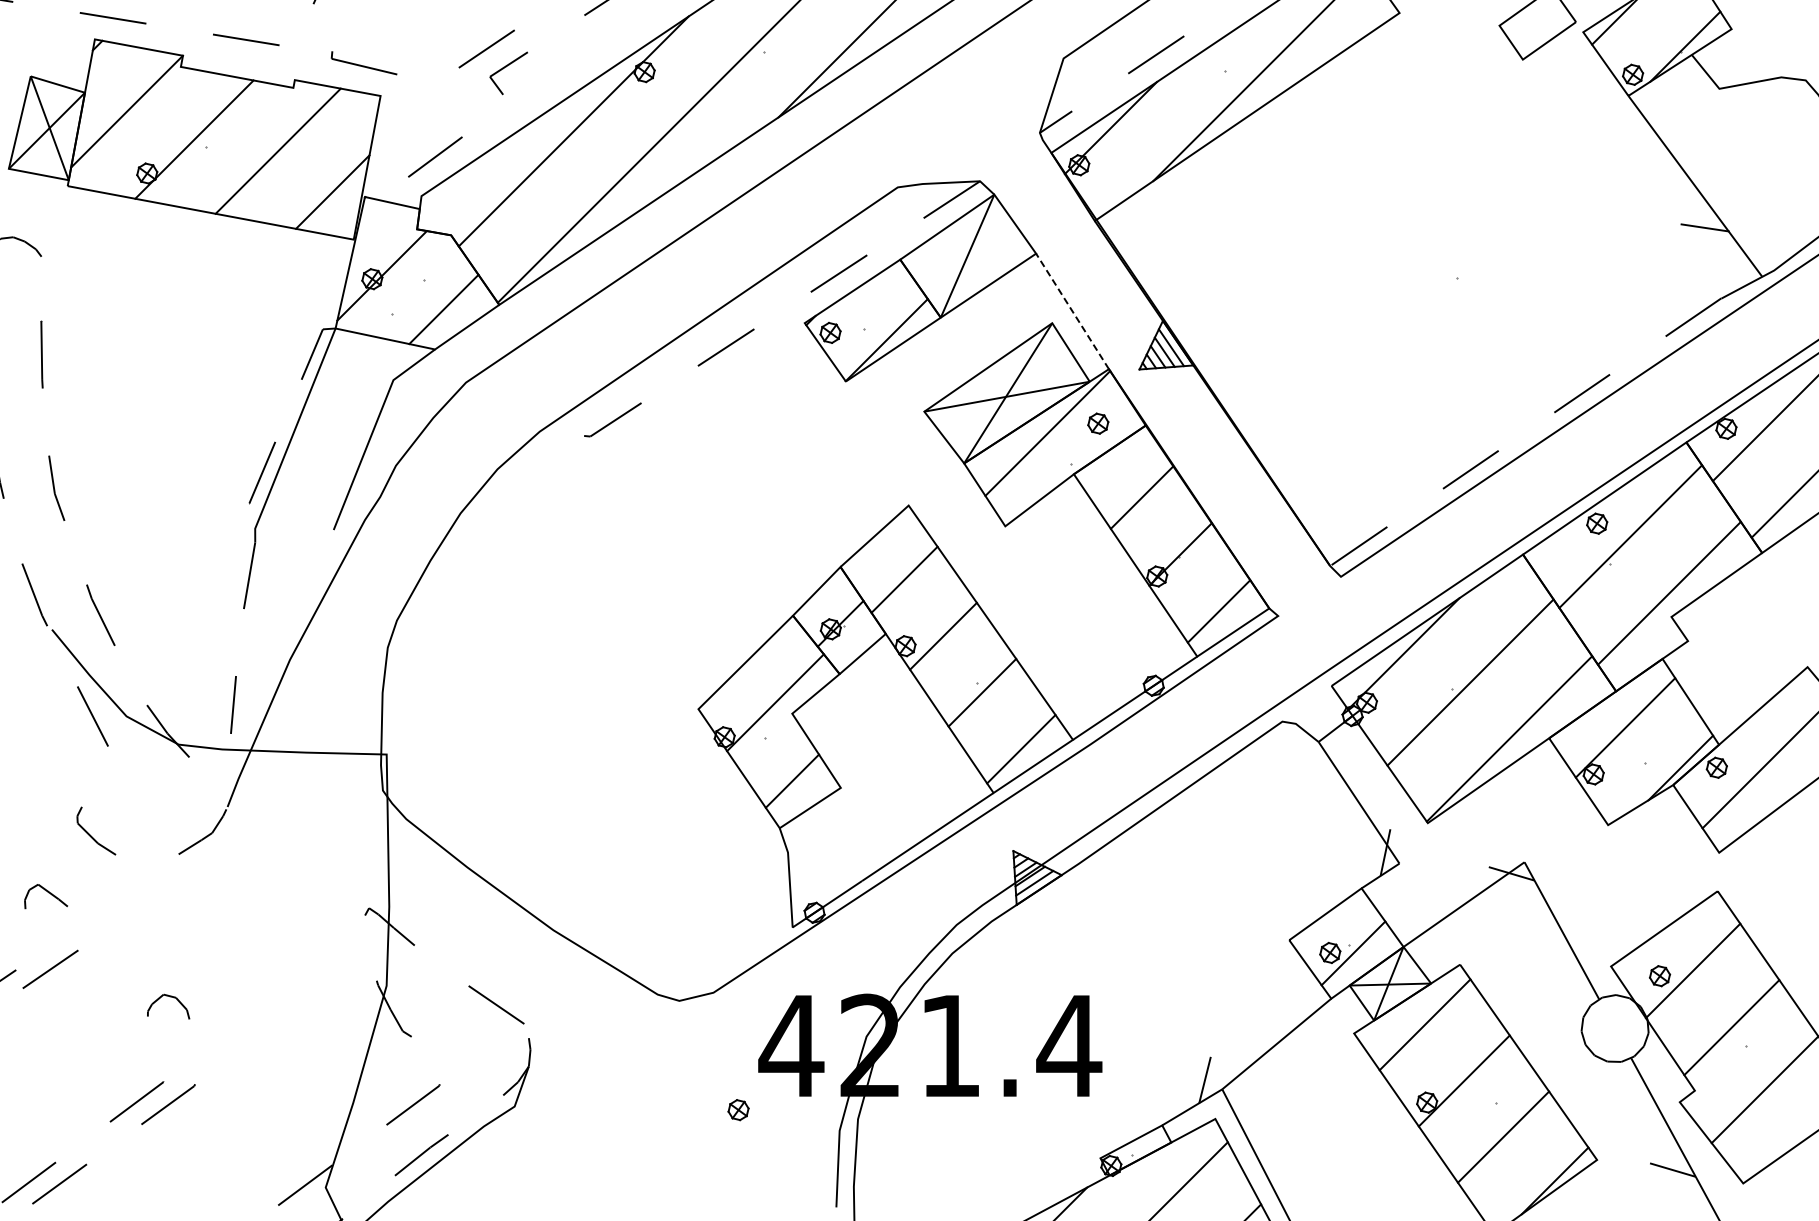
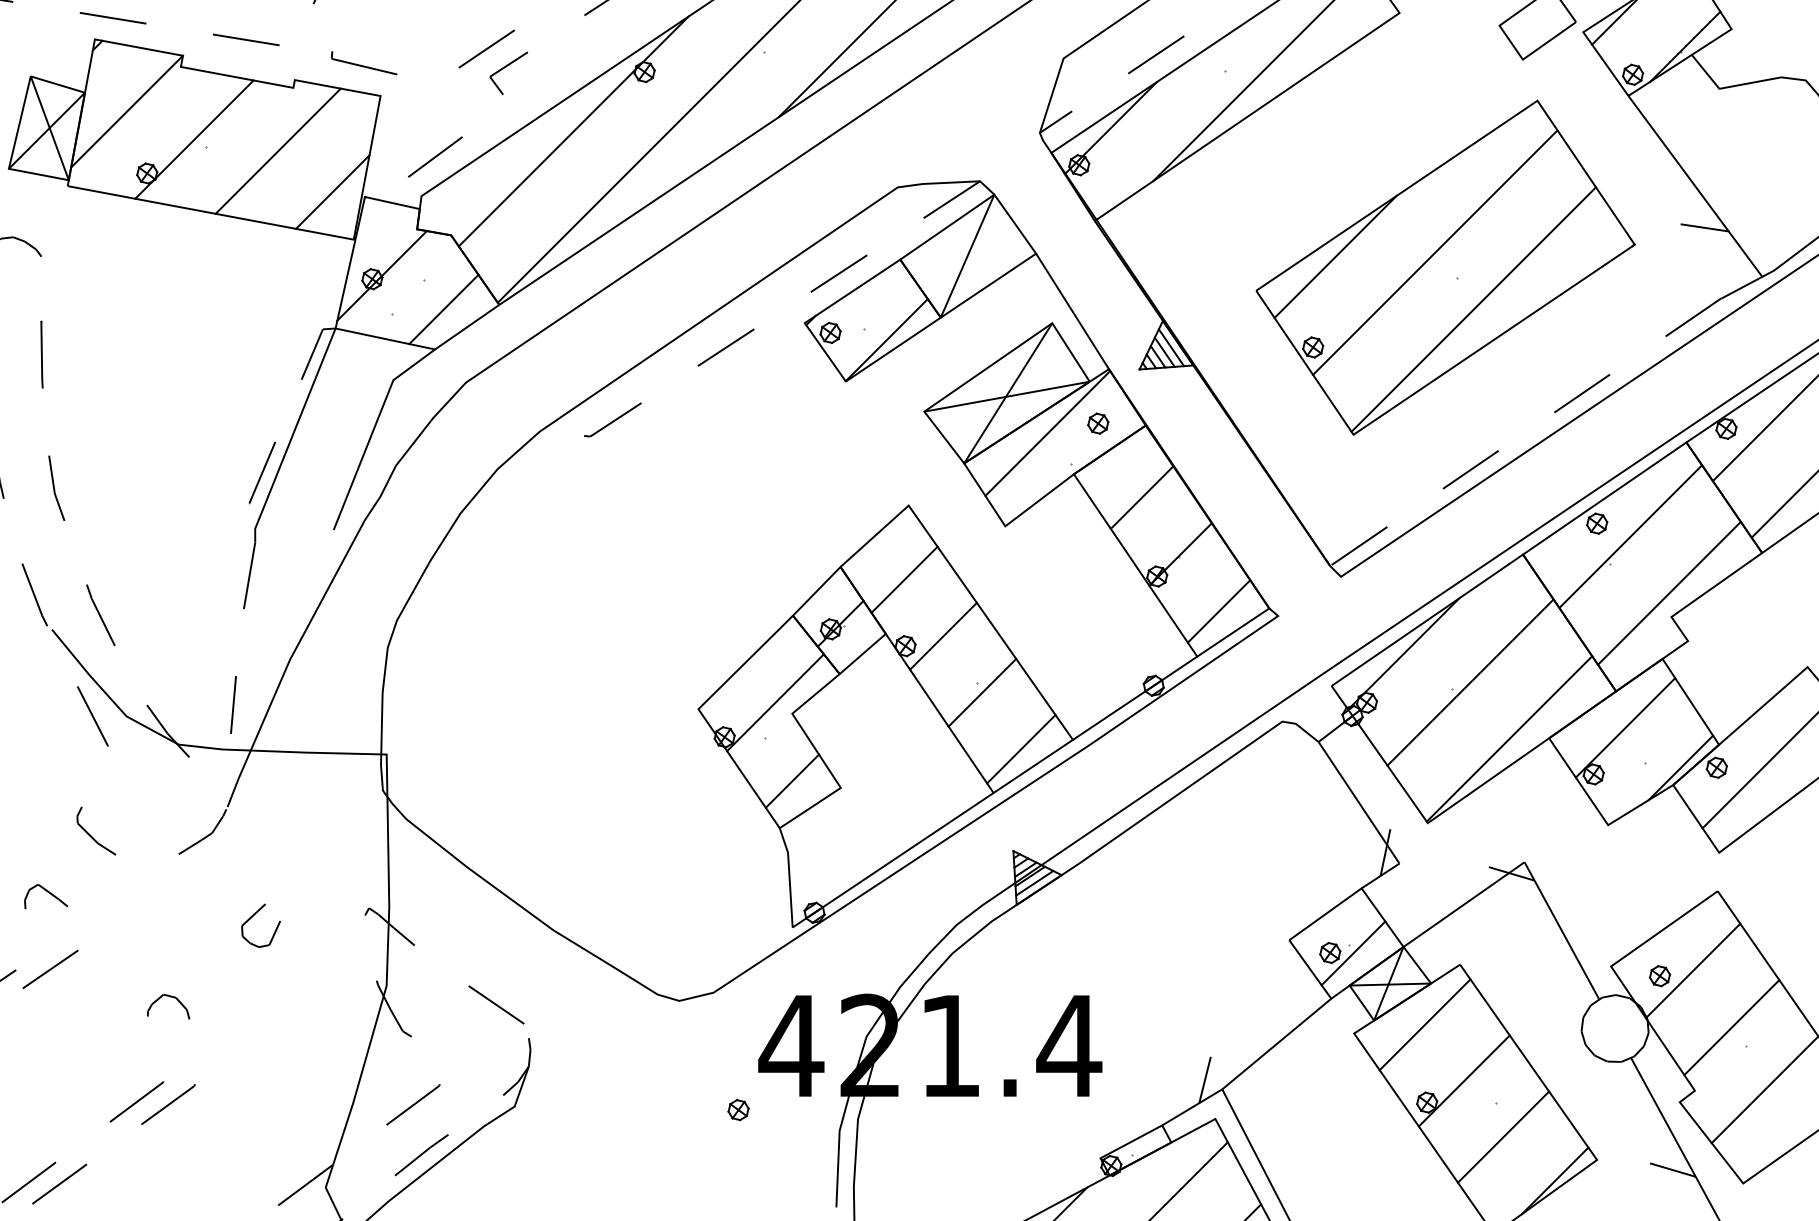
part: none -> present (1445, 267)
line: dashed -> solid (1072, 311)
part: none -> present (252, 917)
